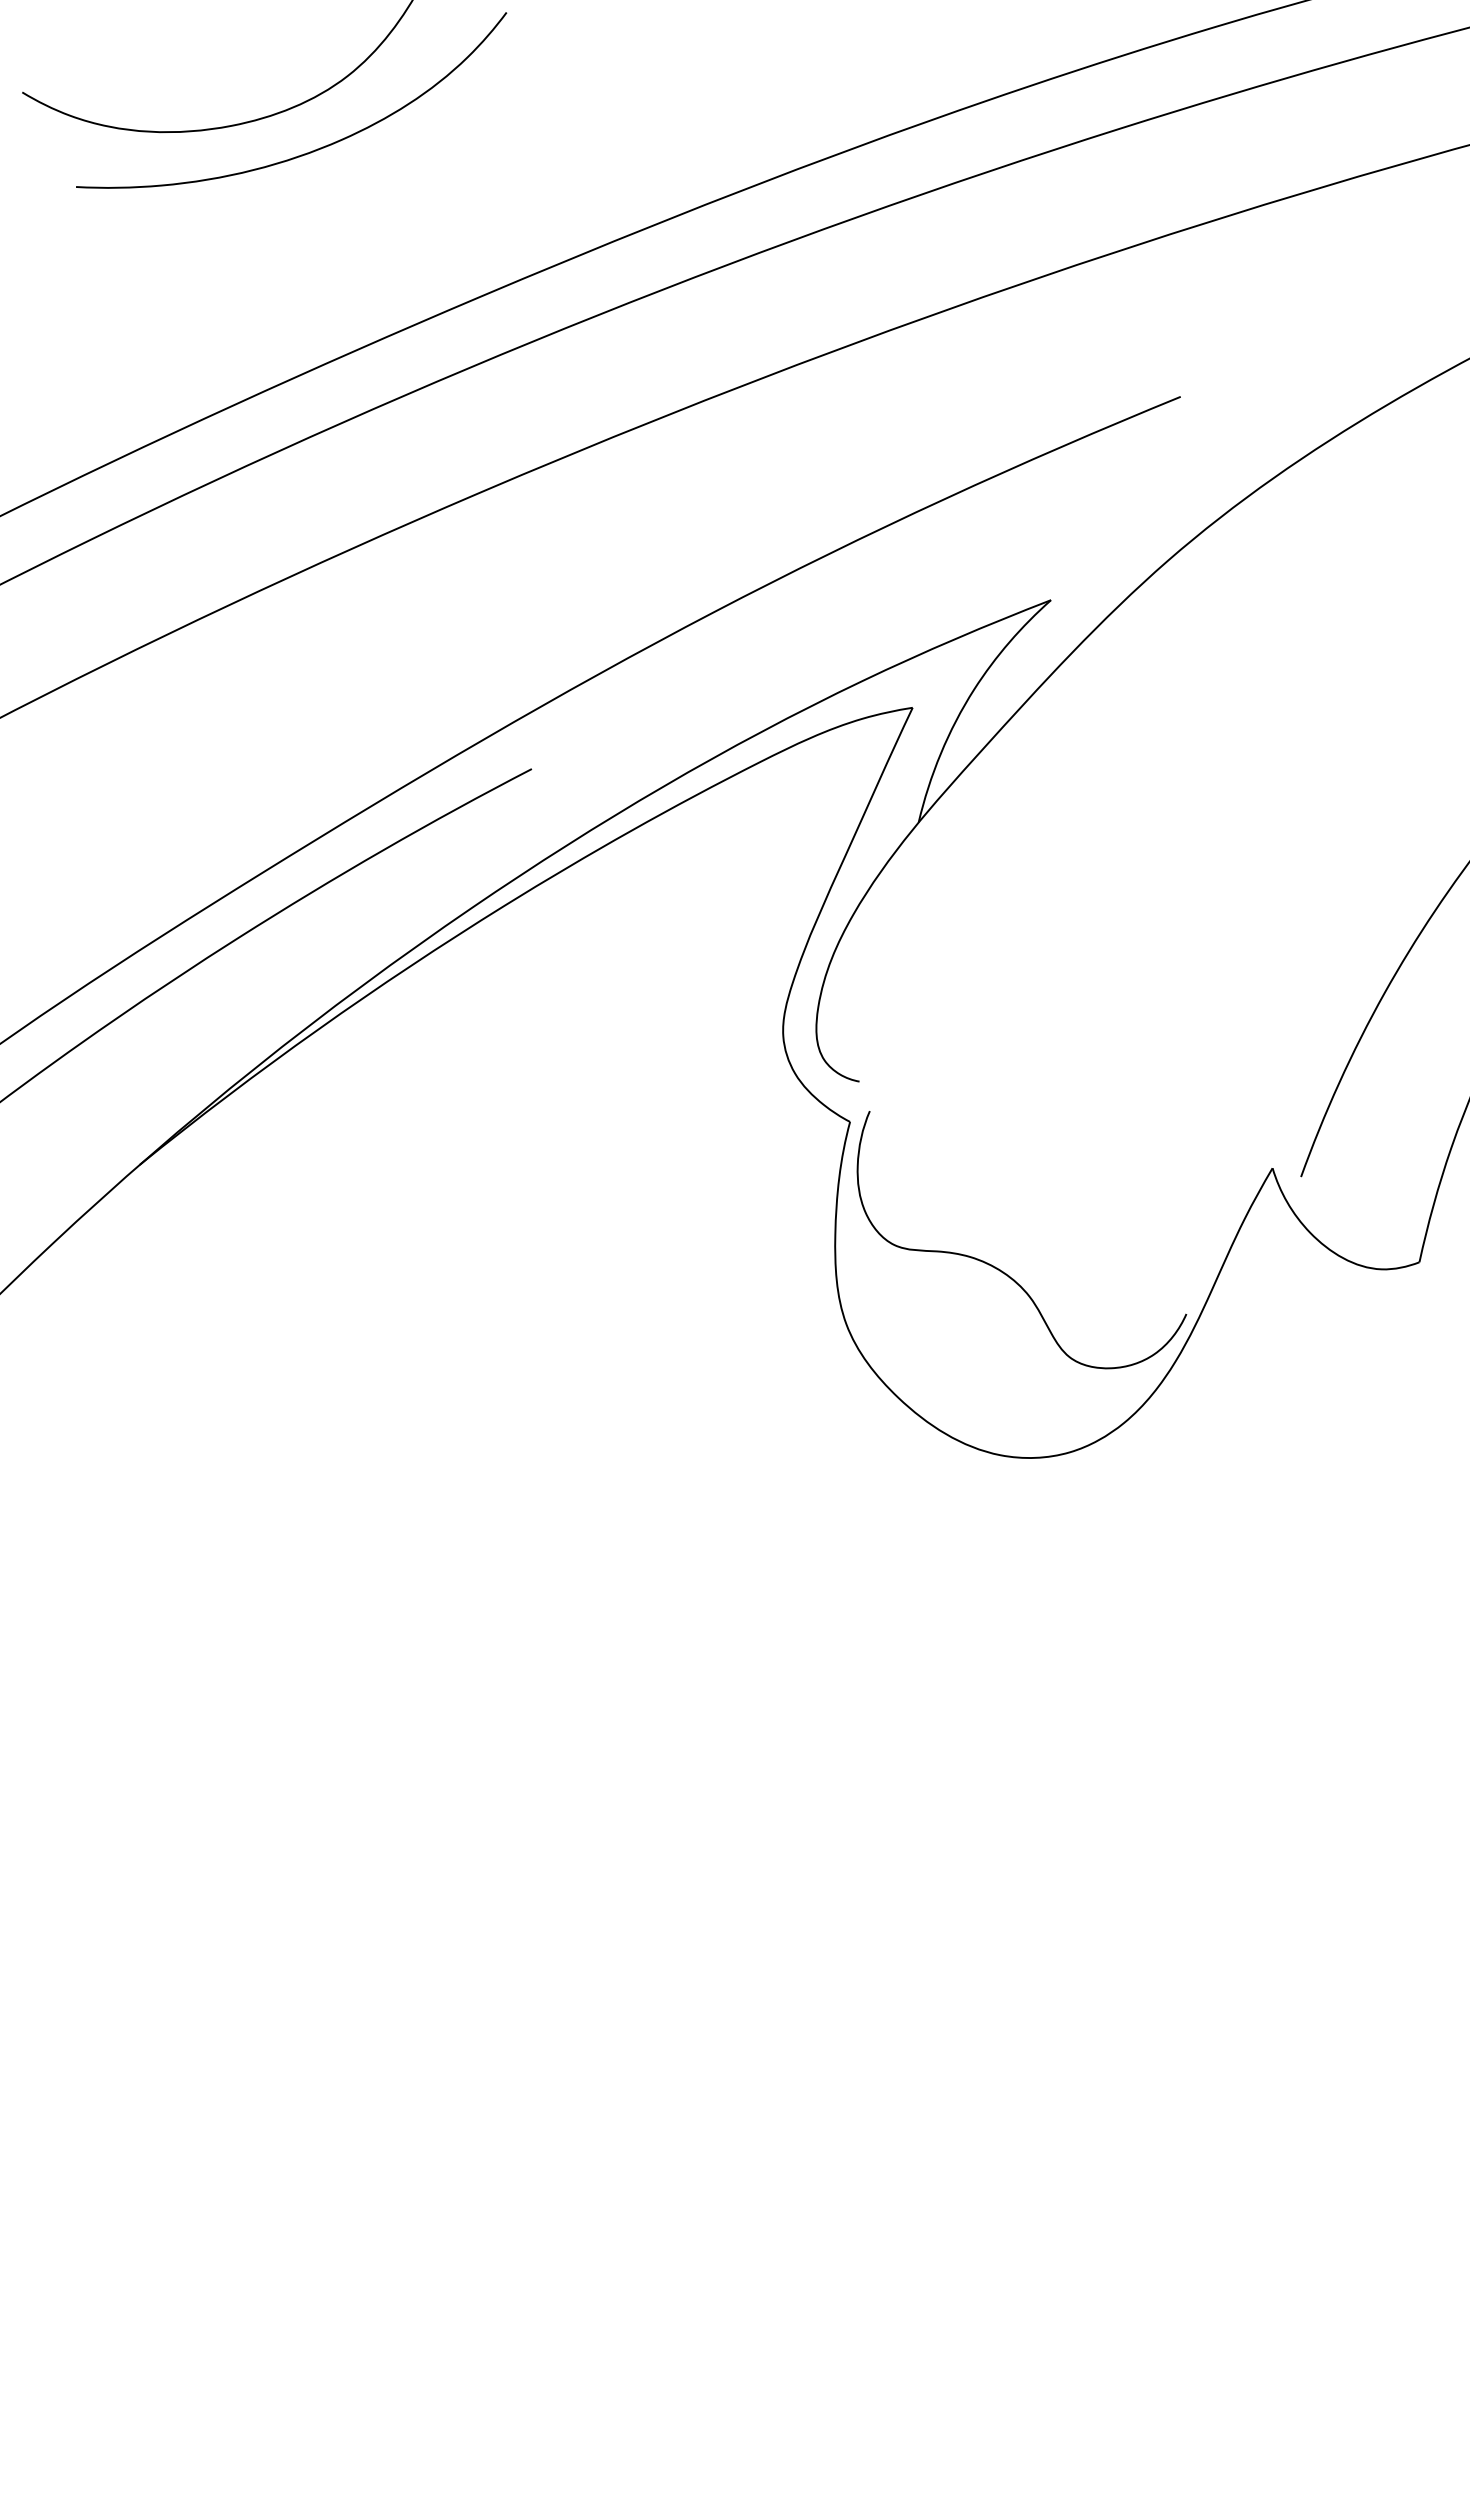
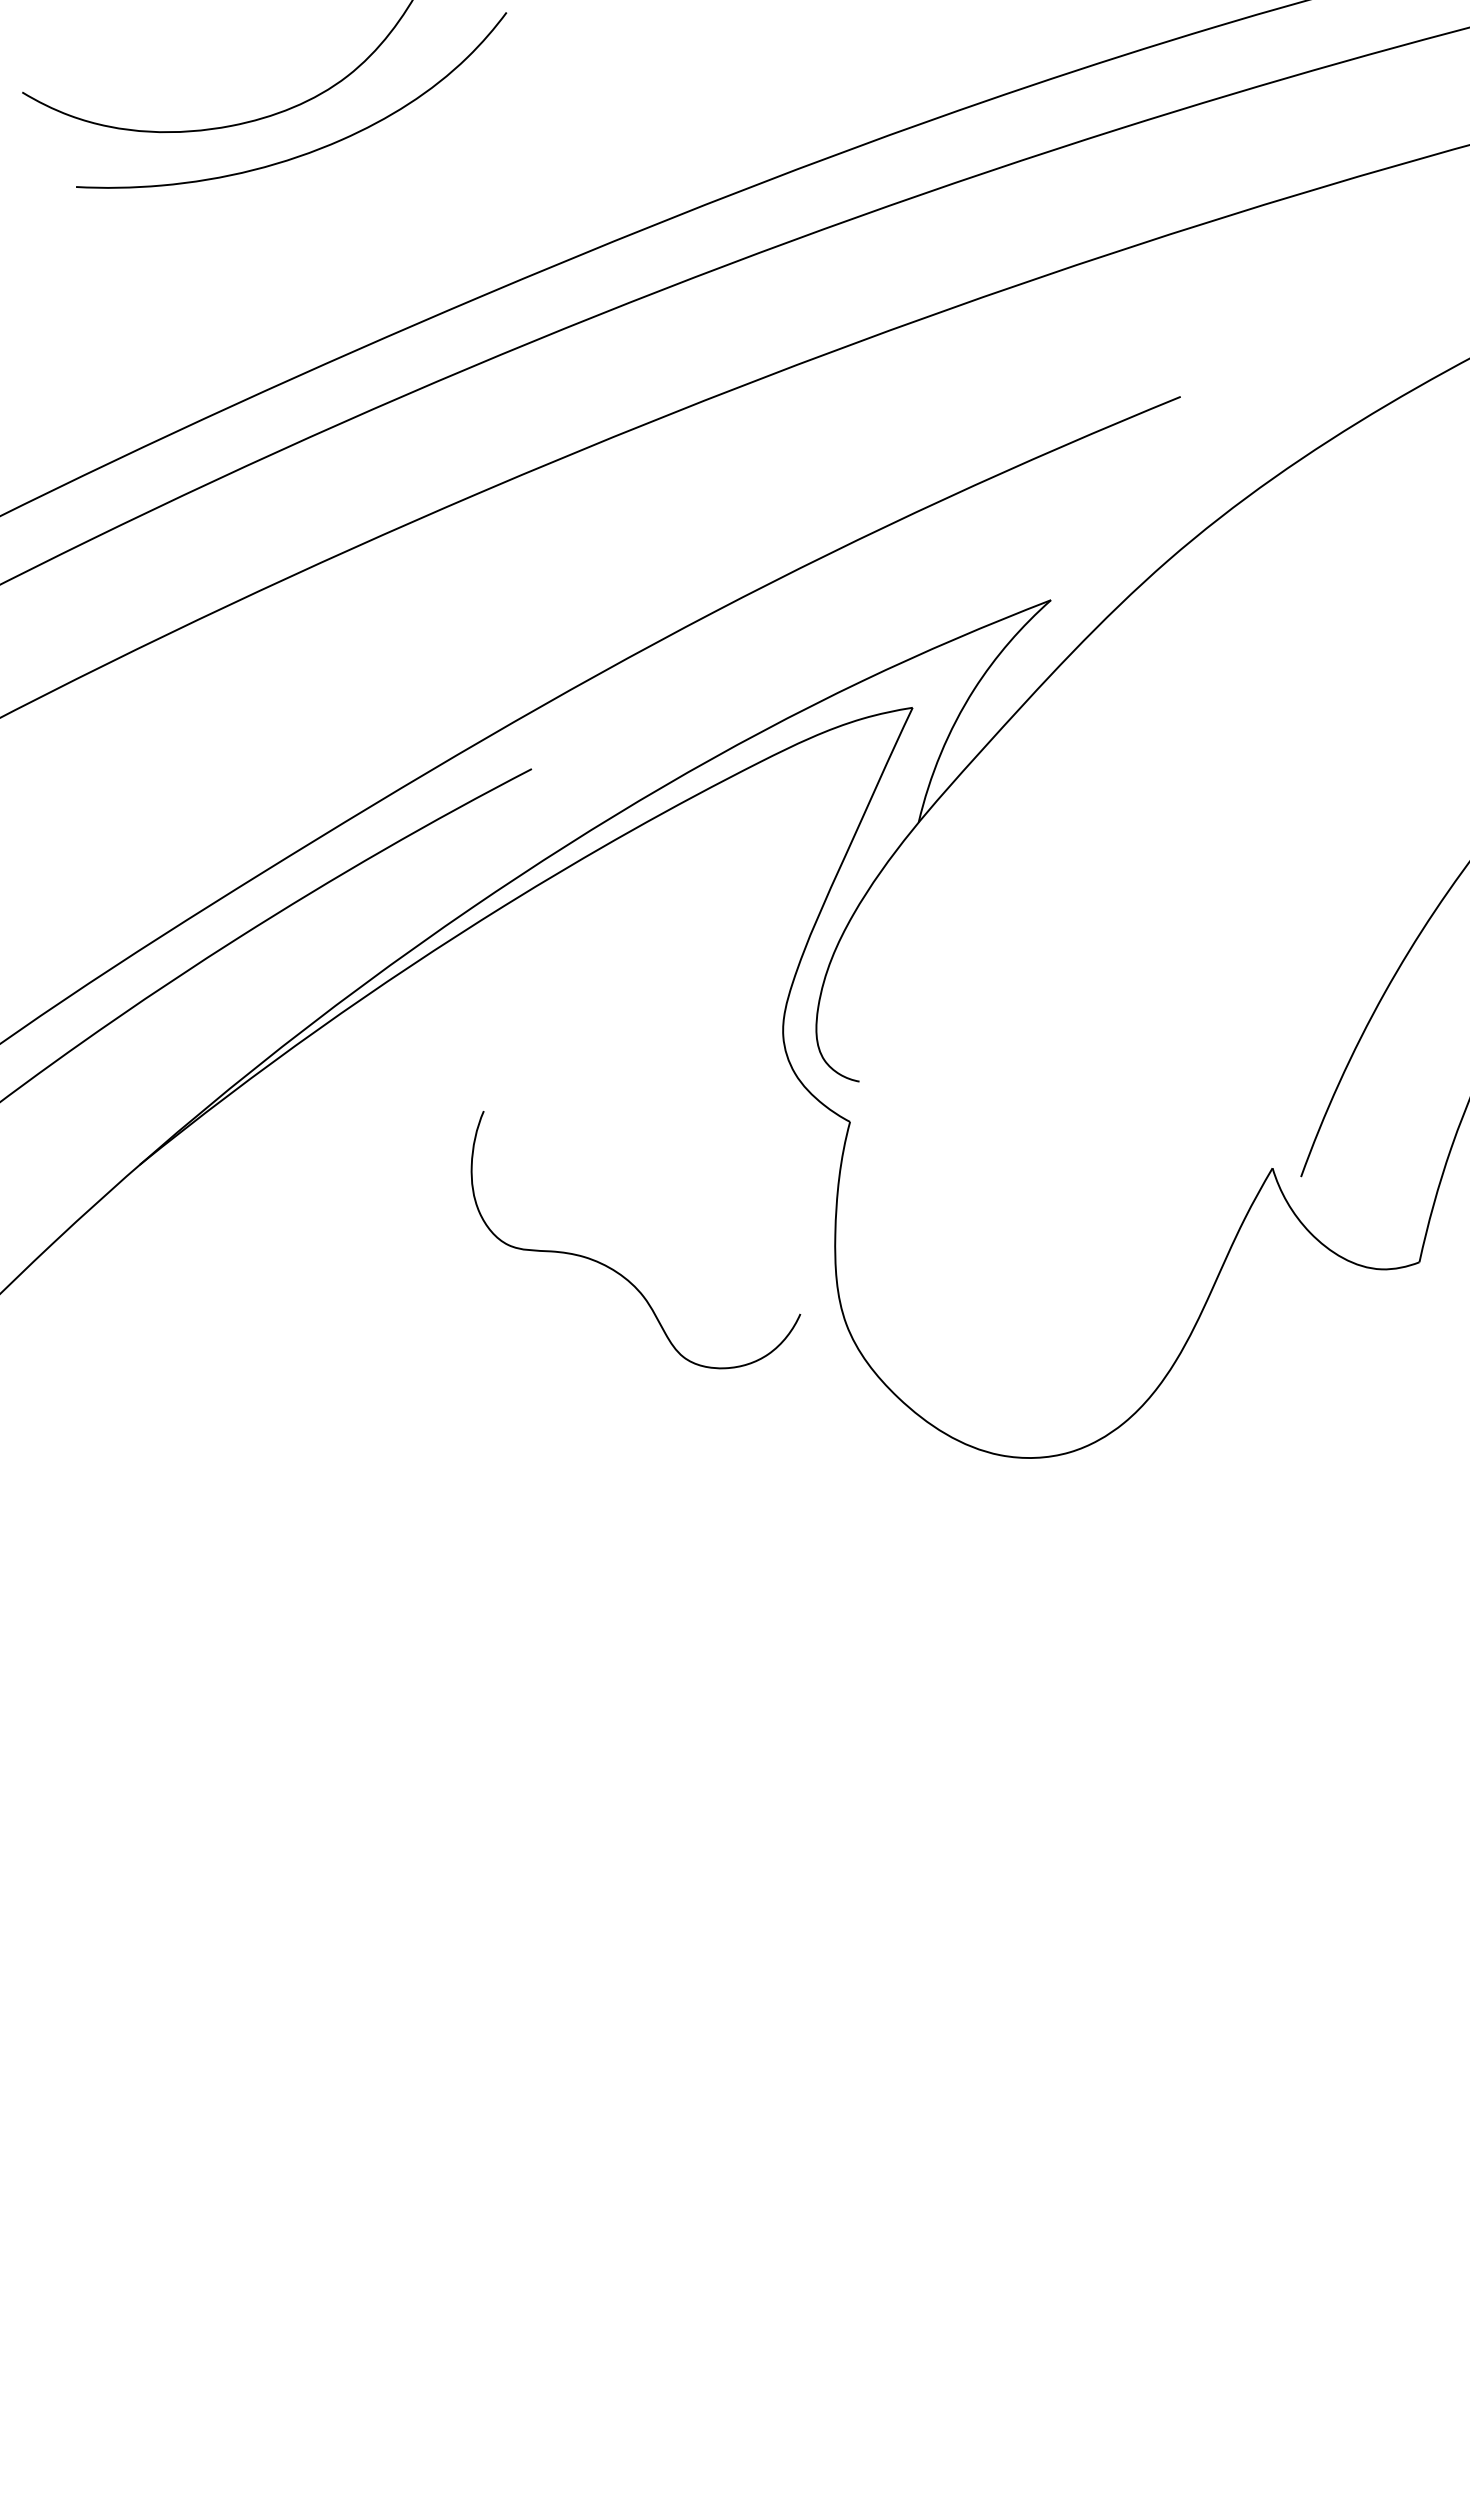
curve position: (1002, 1270) -> (616, 1270) (616, 1270)
